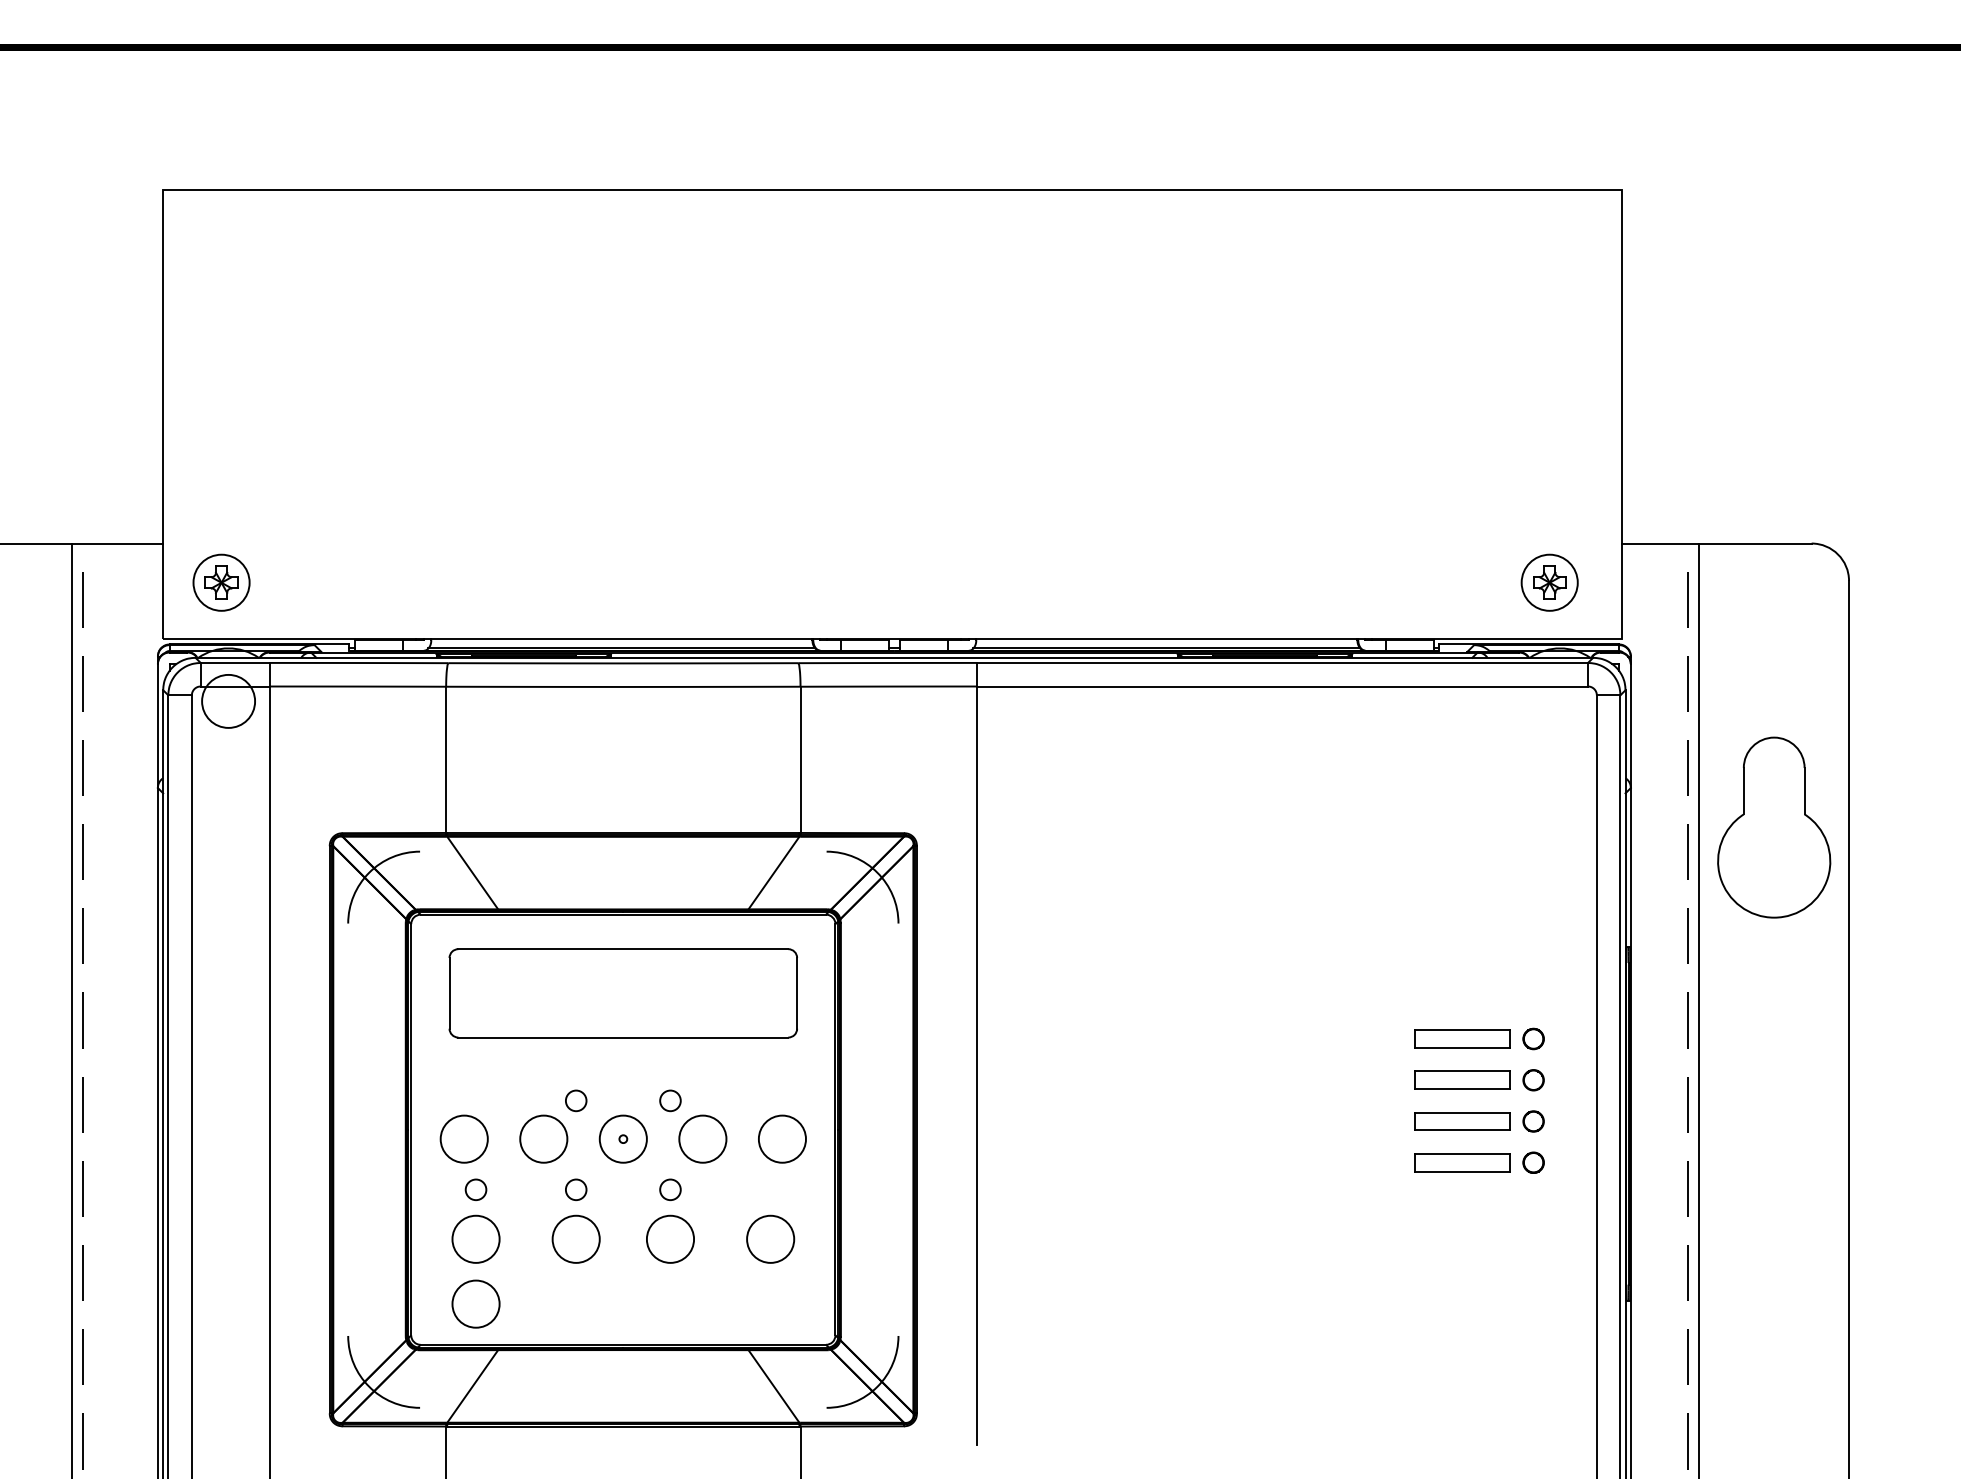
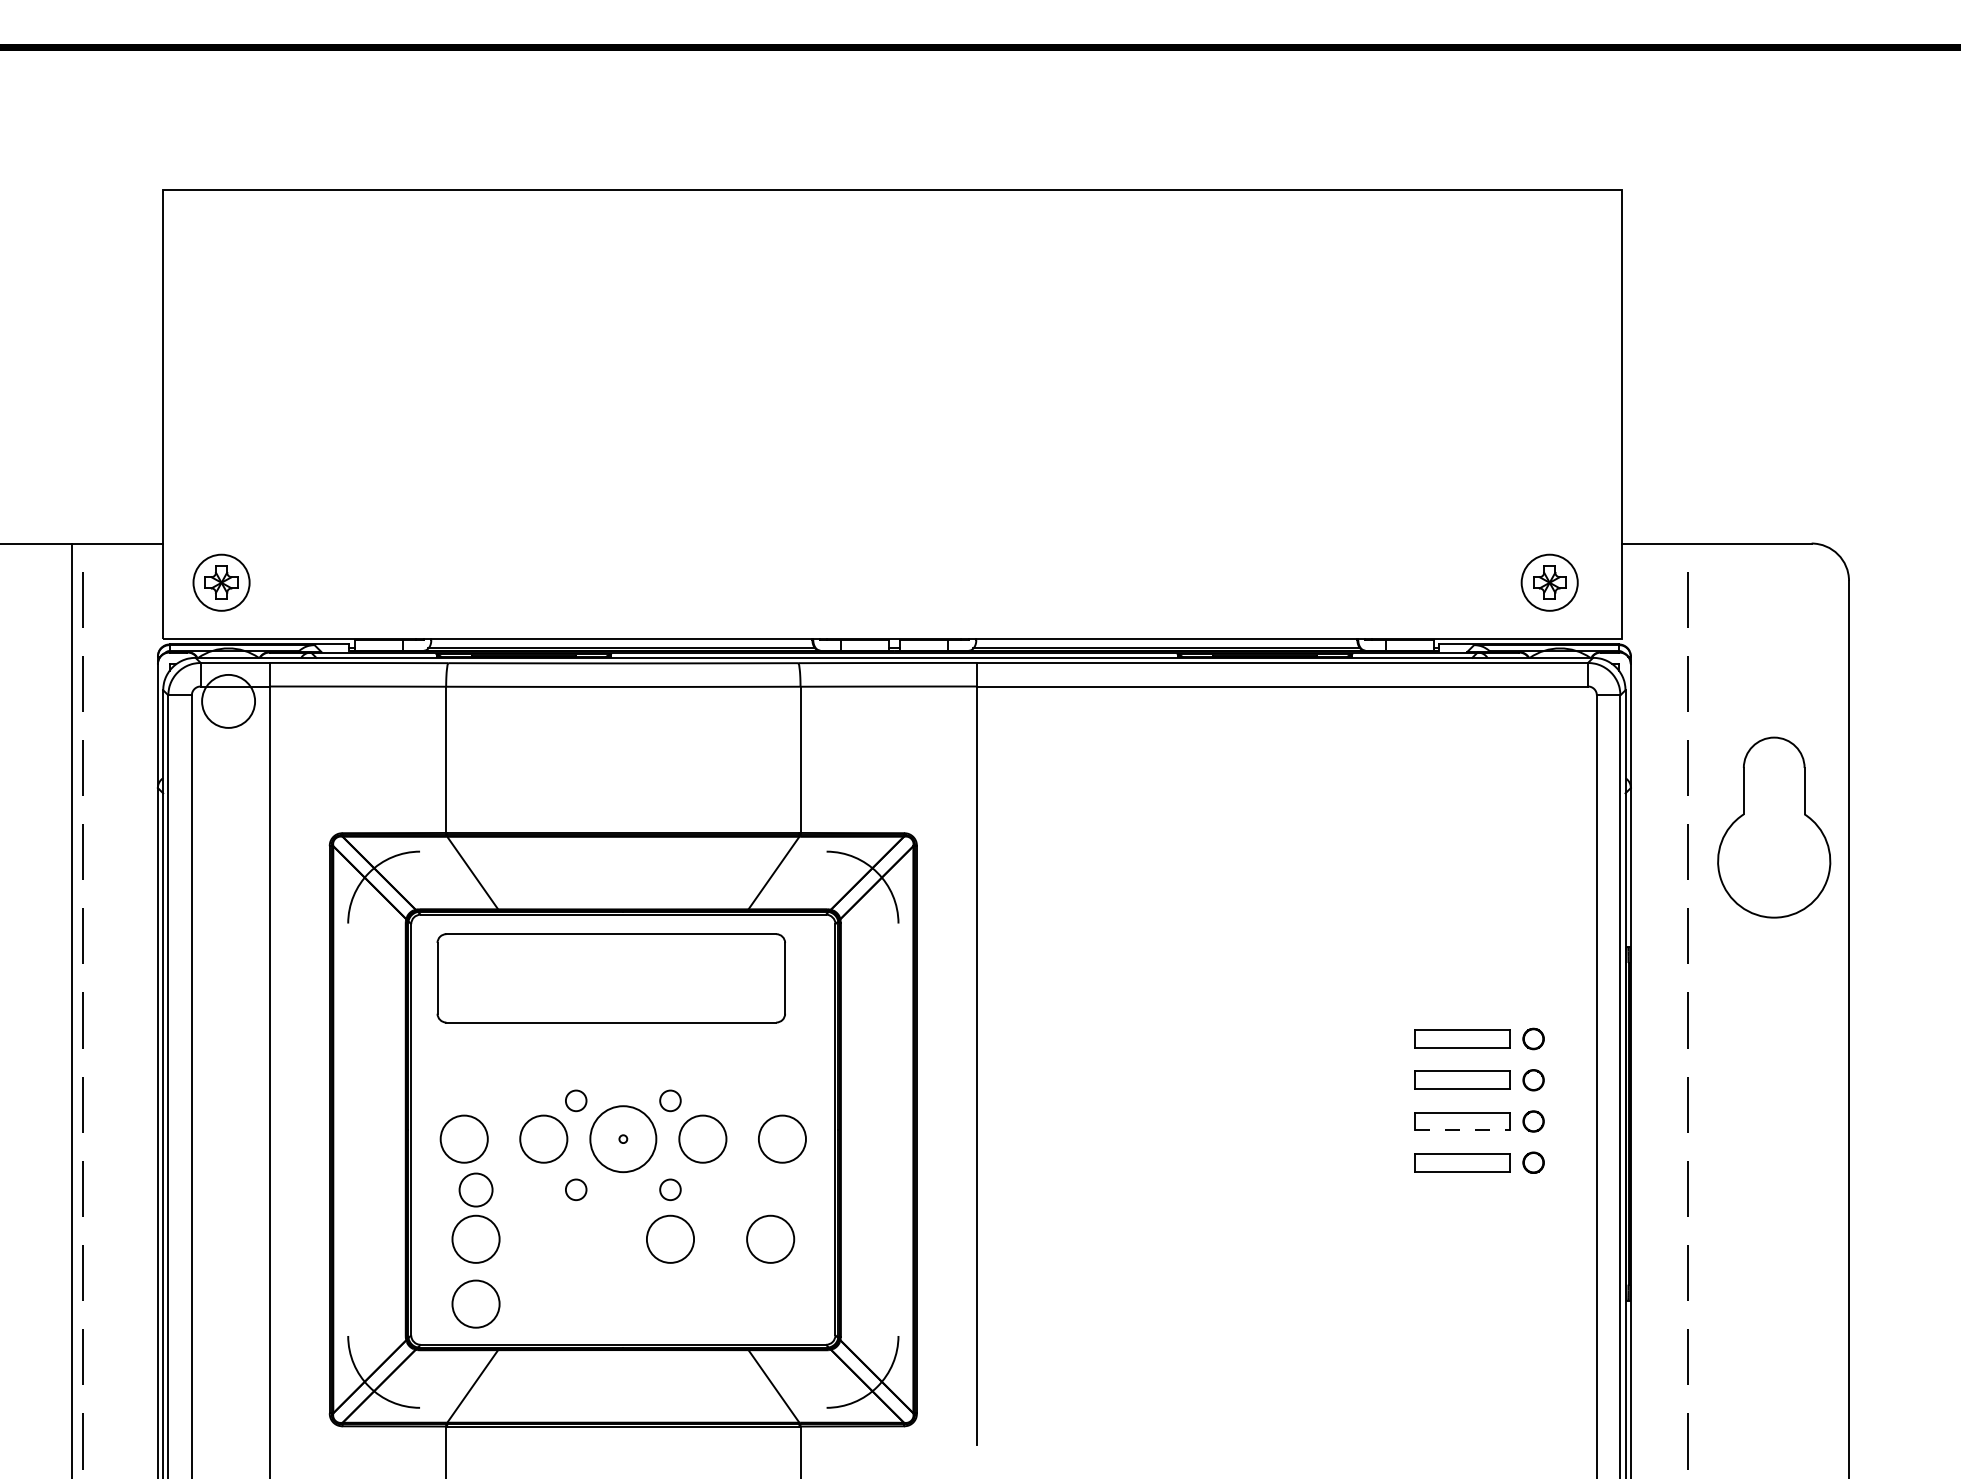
part position: (622, 993) -> (610, 978) (610, 978)
line: present -> none (1699, 1009)
line: solid -> dashed (1462, 1130)
circle diameter: 47 px -> 66 px (623, 1139)
circle size: 24x23 px -> 36x36 px (475, 1189)
circle: present -> none (575, 1238)
